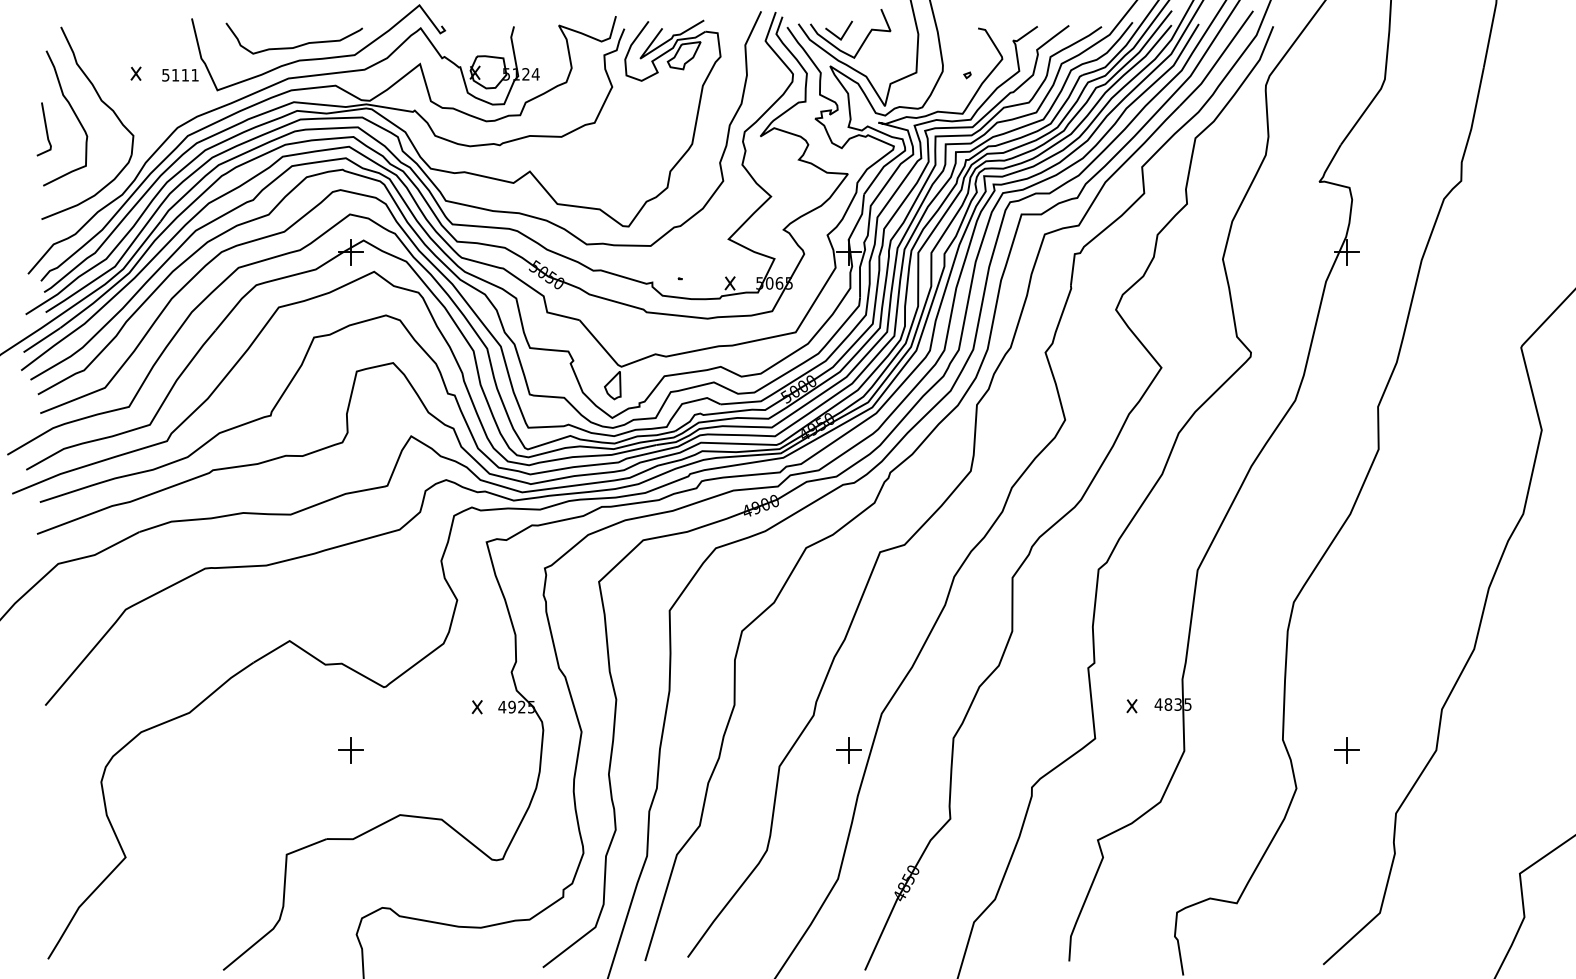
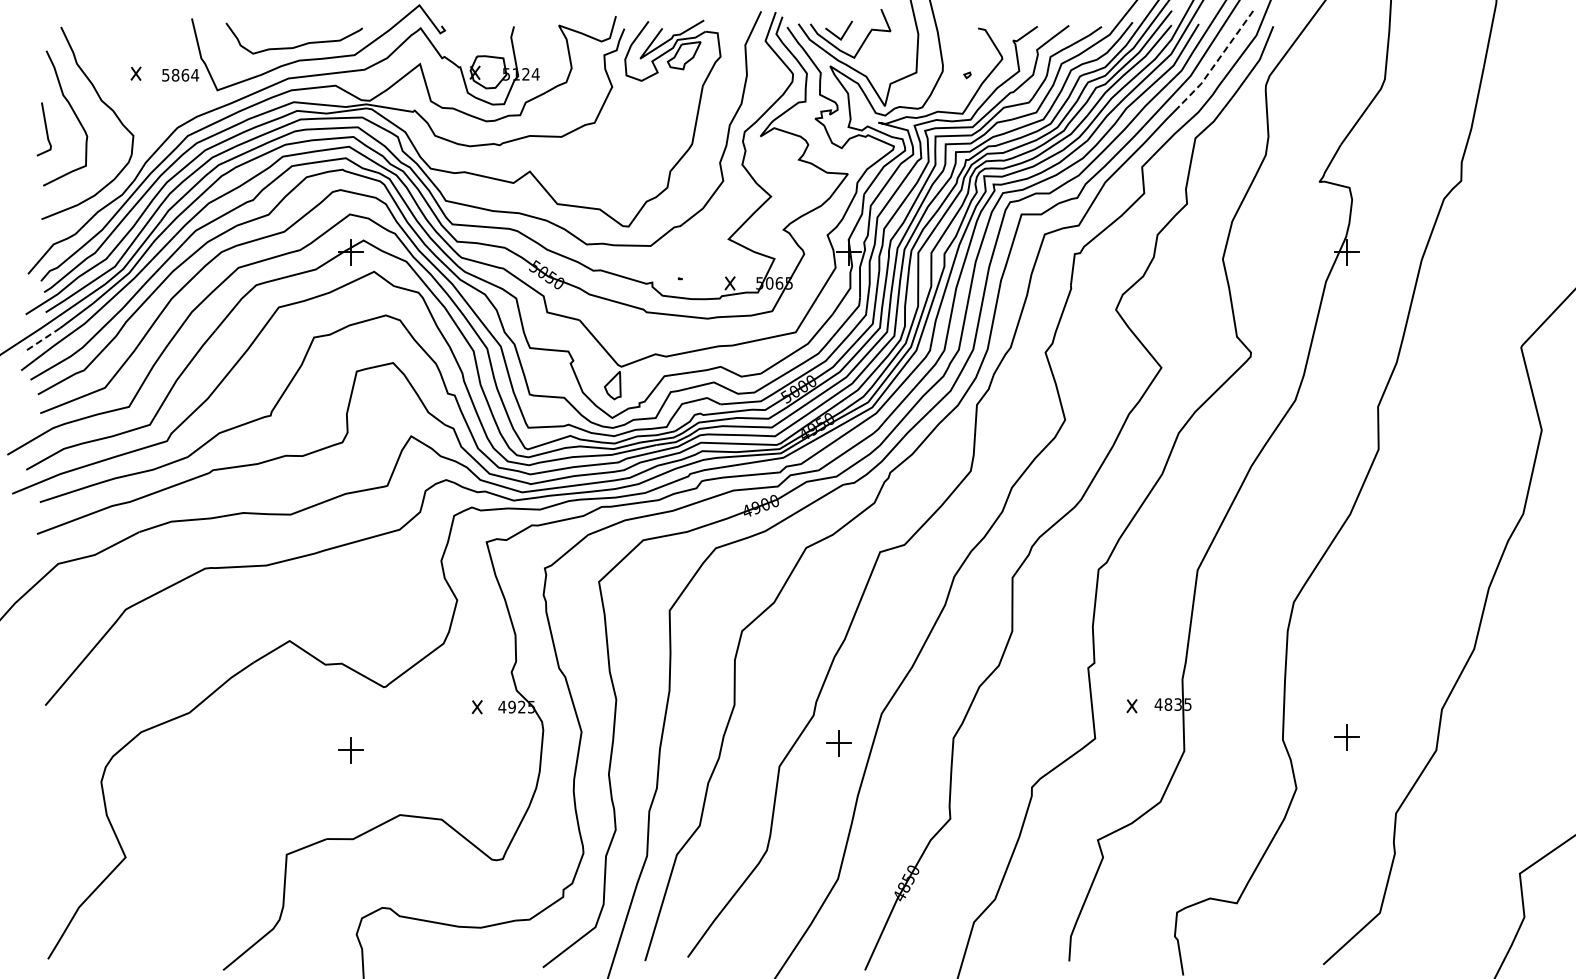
line: solid -> dashed (1217, 61)
text: 5111 -> 5864 (185, 74)
line: solid -> dashed (41, 340)
part position: (848, 750) -> (838, 743) (838, 743)
part position: (1346, 750) -> (1346, 737) (1346, 737)
